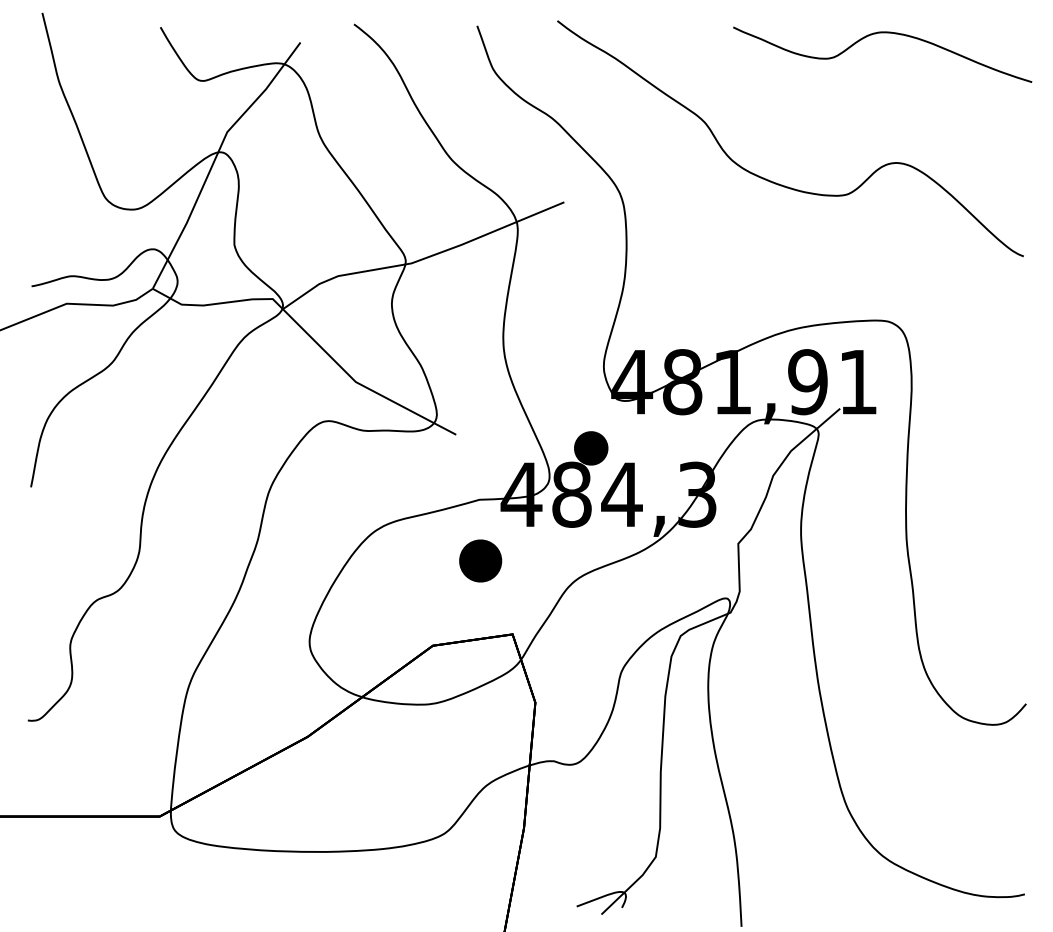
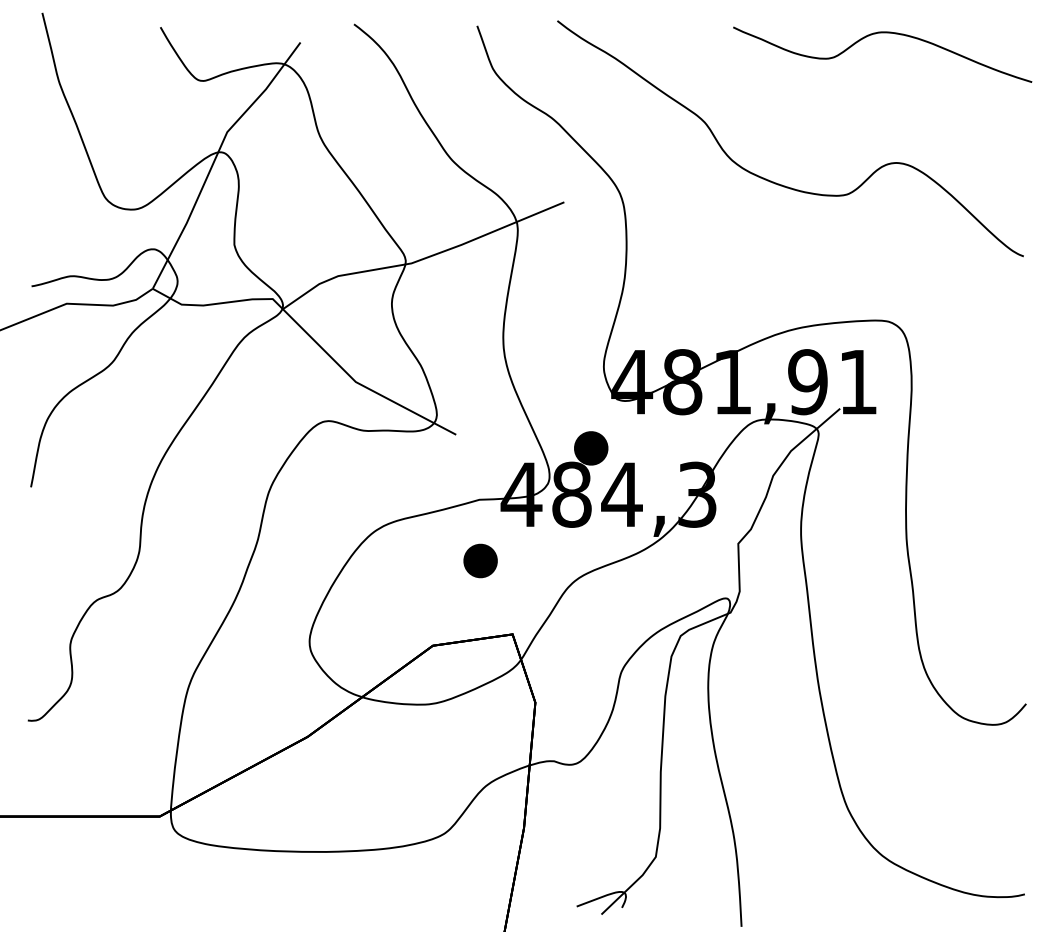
part size: 44x44 px -> 35x36 px (480, 560)
